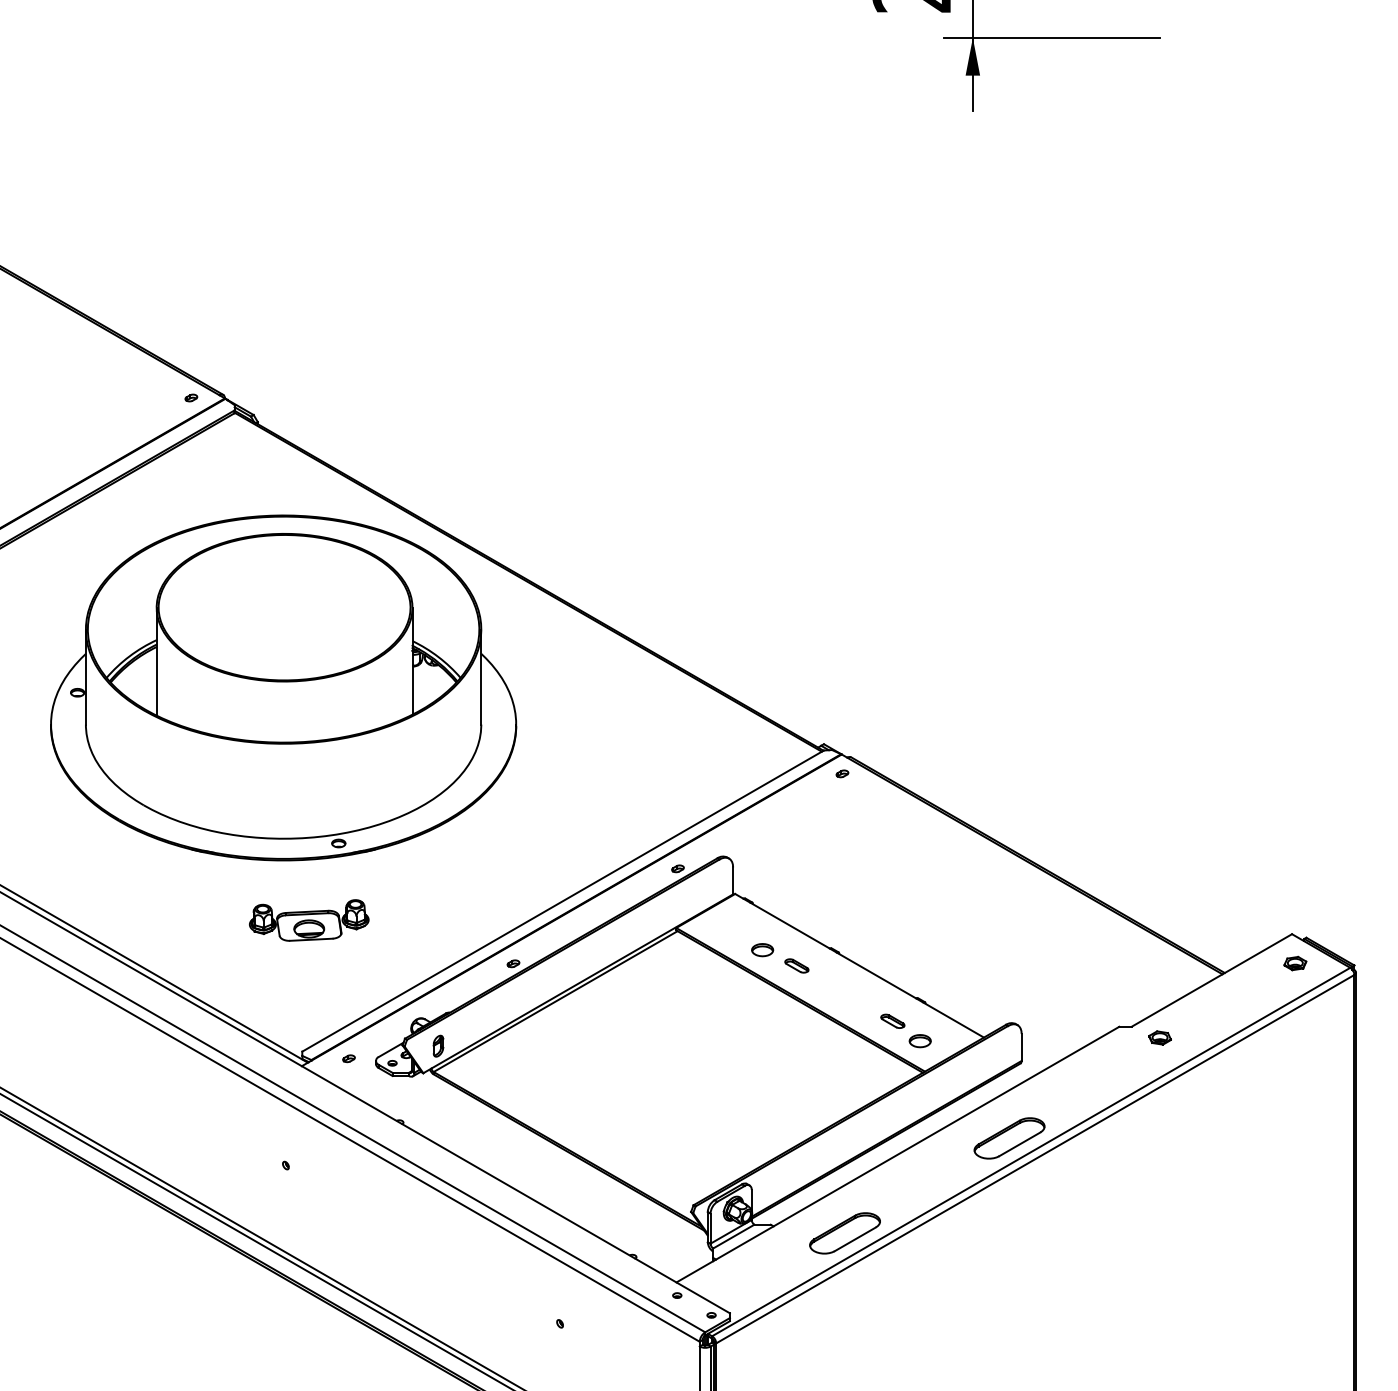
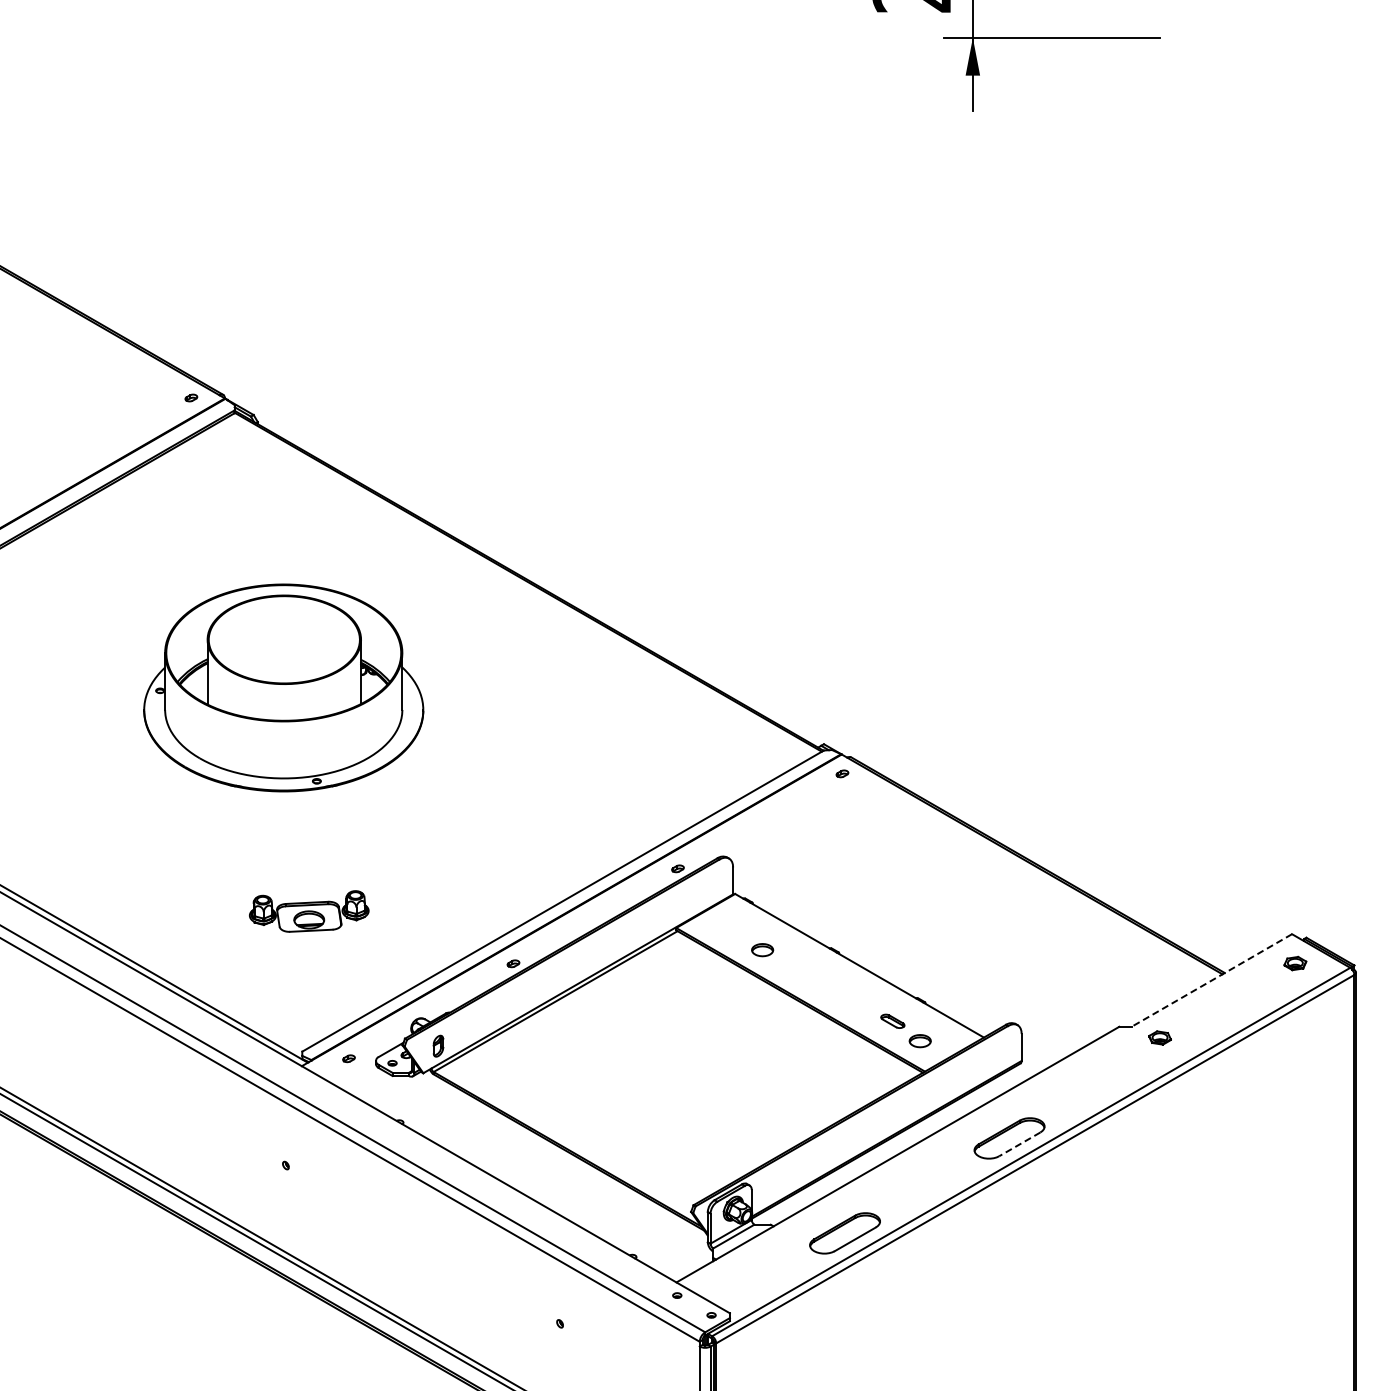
part size: 468x348 px -> 282x210 px (283, 687)
part position: (309, 920) -> (309, 911) (309, 911)
part: present -> none (796, 965)
line: solid -> dashed (1211, 980)
line: solid -> dashed (1019, 1144)
